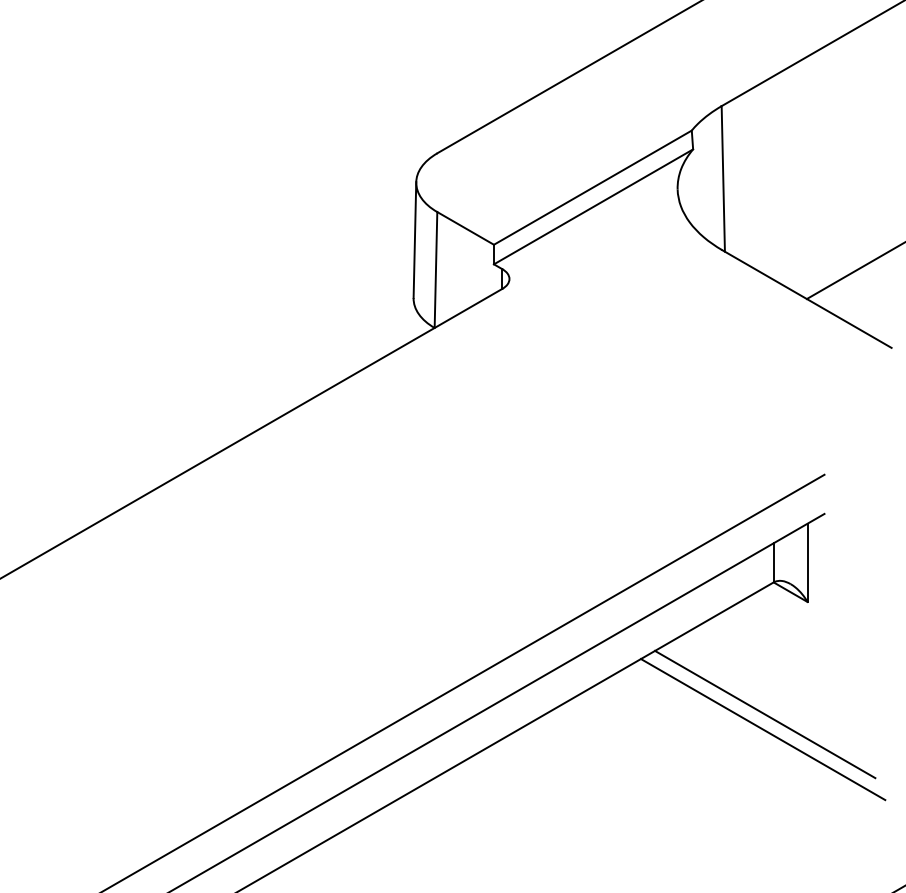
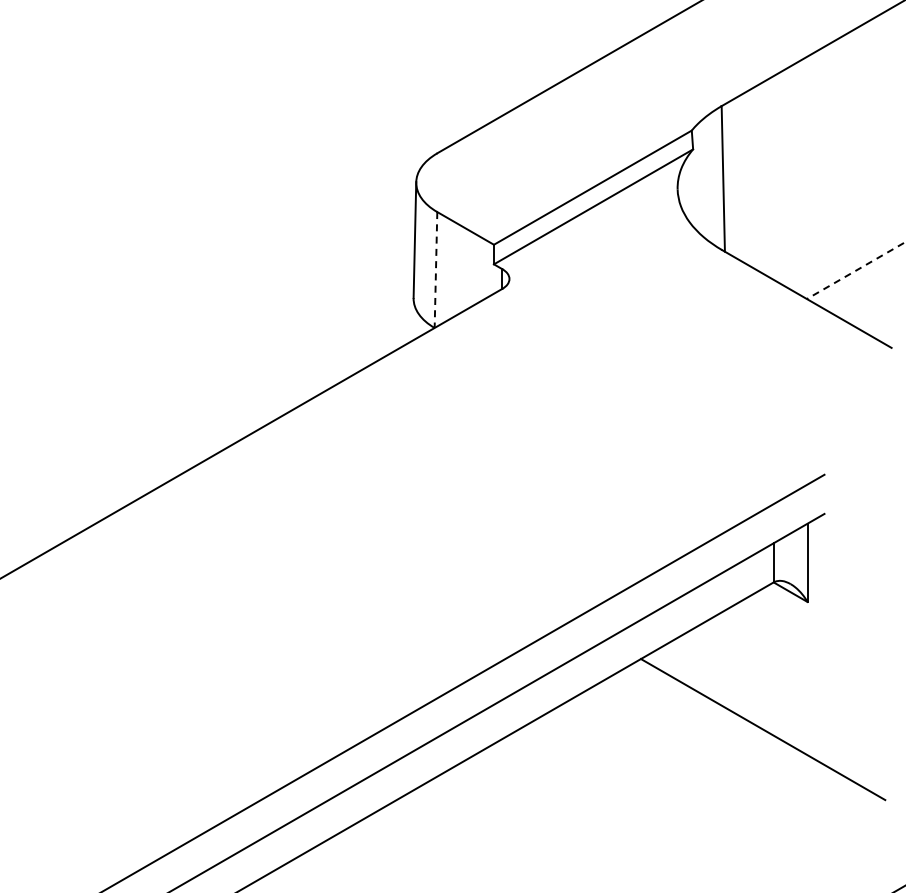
line: solid -> dashed (435, 270)
line: solid -> dashed (856, 270)
line: present -> none (765, 714)
